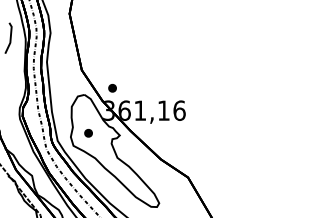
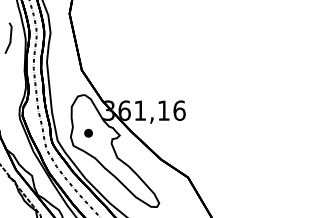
part: present -> none (112, 88)
